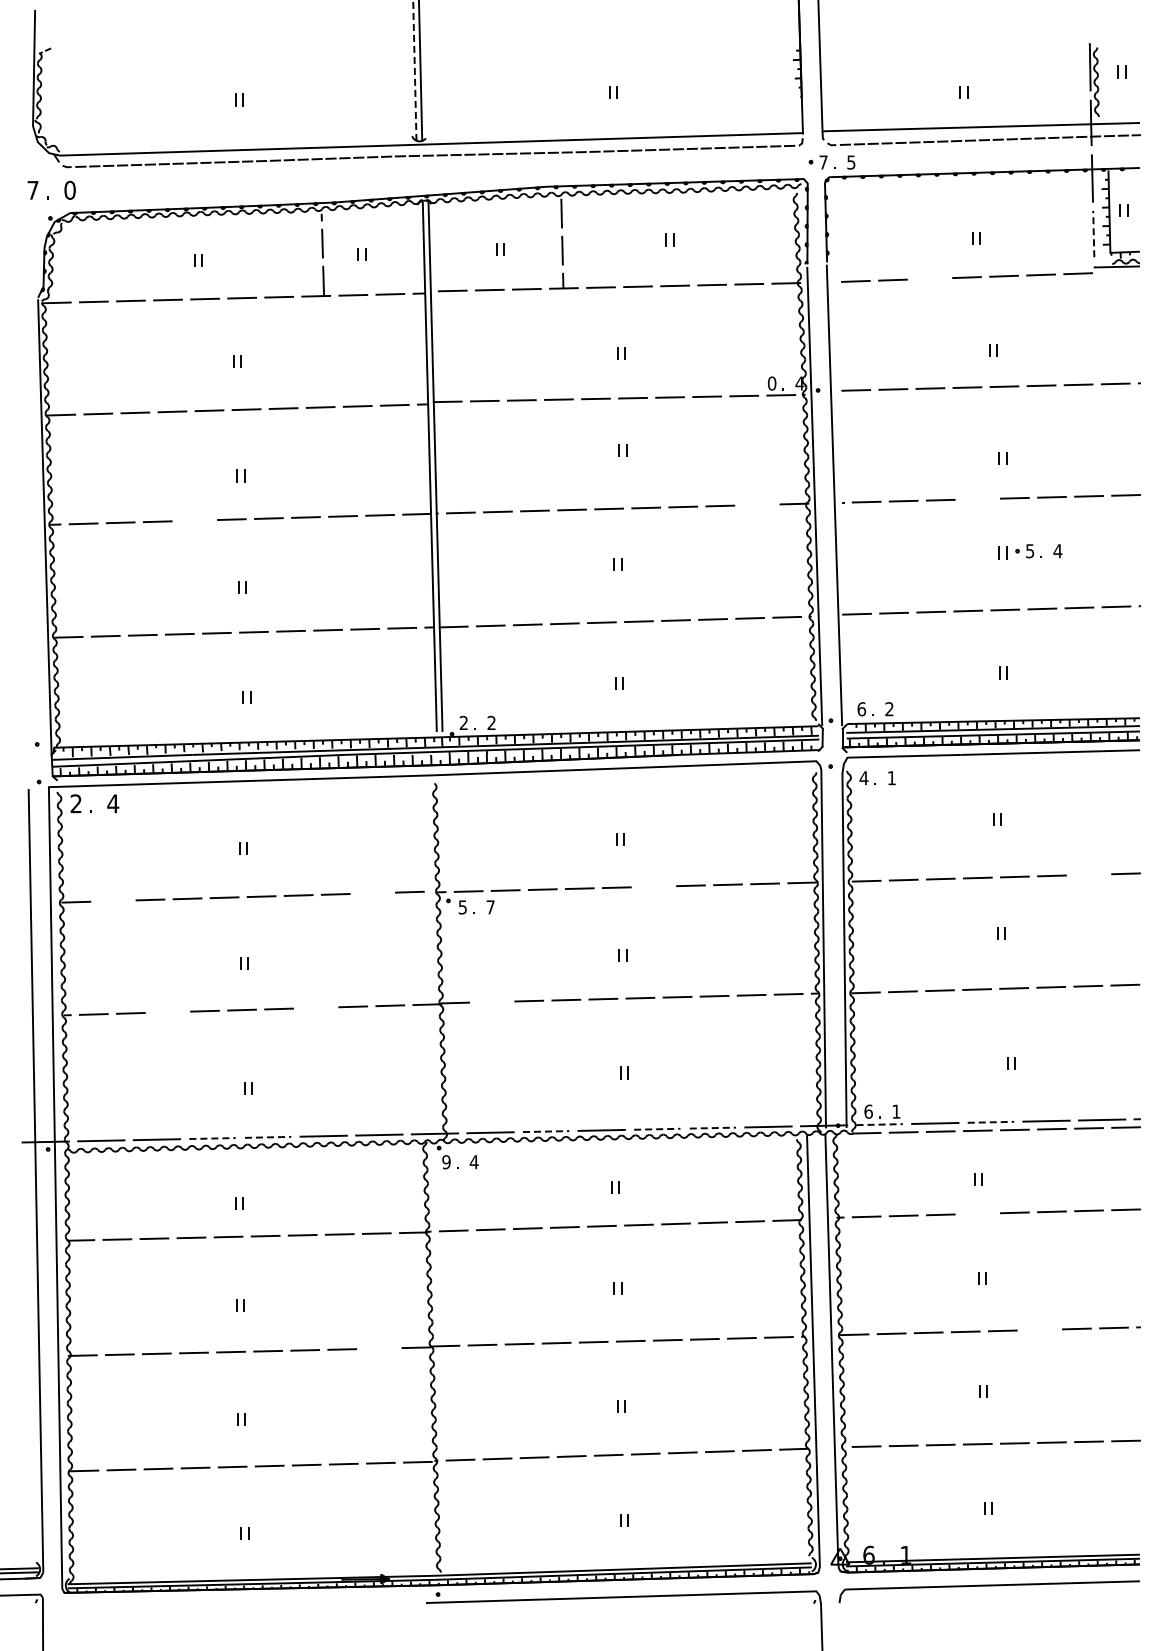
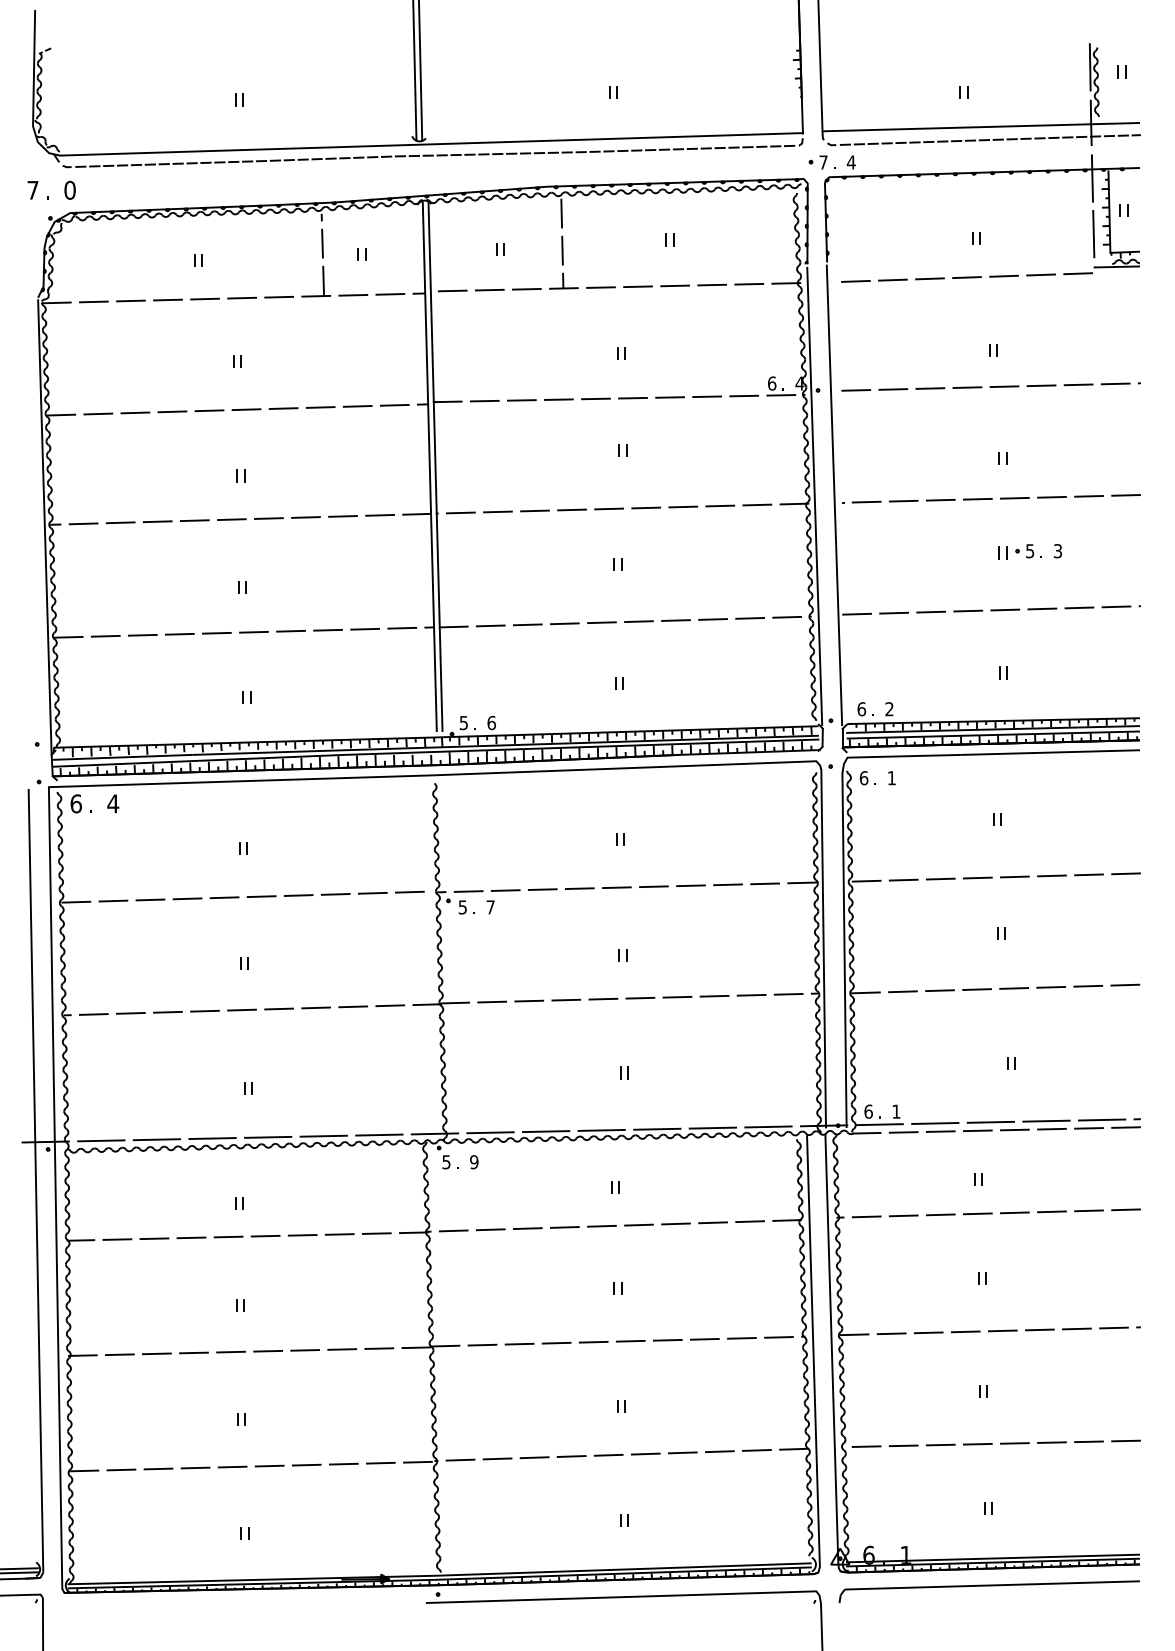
line: dashed -> solid (414, 71)
text: 5 -> 4 (850, 162)
line: dashed -> solid (1093, 233)
line: none -> present (929, 278)
text: 0 -> 6 (772, 383)
line: none -> present (977, 498)
line: none -> present (757, 504)
line: none -> present (194, 520)
text: 4 -> 3 (1057, 551)
text: 2 -> 5 (463, 722)
text: 2 -> 6 (491, 722)
text: 4 -> 6 (863, 778)
text: 2 -> 6 (76, 803)
line: none -> present (1088, 874)
line: none -> present (653, 886)
line: none -> present (372, 892)
line: none -> present (113, 900)
line: none -> present (492, 1001)
line: none -> present (315, 1007)
line: none -> present (167, 1011)
line: dashed -> solid (991, 1122)
line: dashed -> solid (880, 1124)
line: dashed -> solid (713, 1128)
line: dashed -> solid (657, 1129)
line: dashed -> solid (546, 1131)
line: dashed -> solid (268, 1137)
line: dashed -> solid (213, 1138)
text: 9 -> 5 (446, 1162)
text: 4 -> 9 (473, 1162)
line: none -> present (977, 1213)
line: none -> present (1039, 1329)
line: none -> present (379, 1348)
